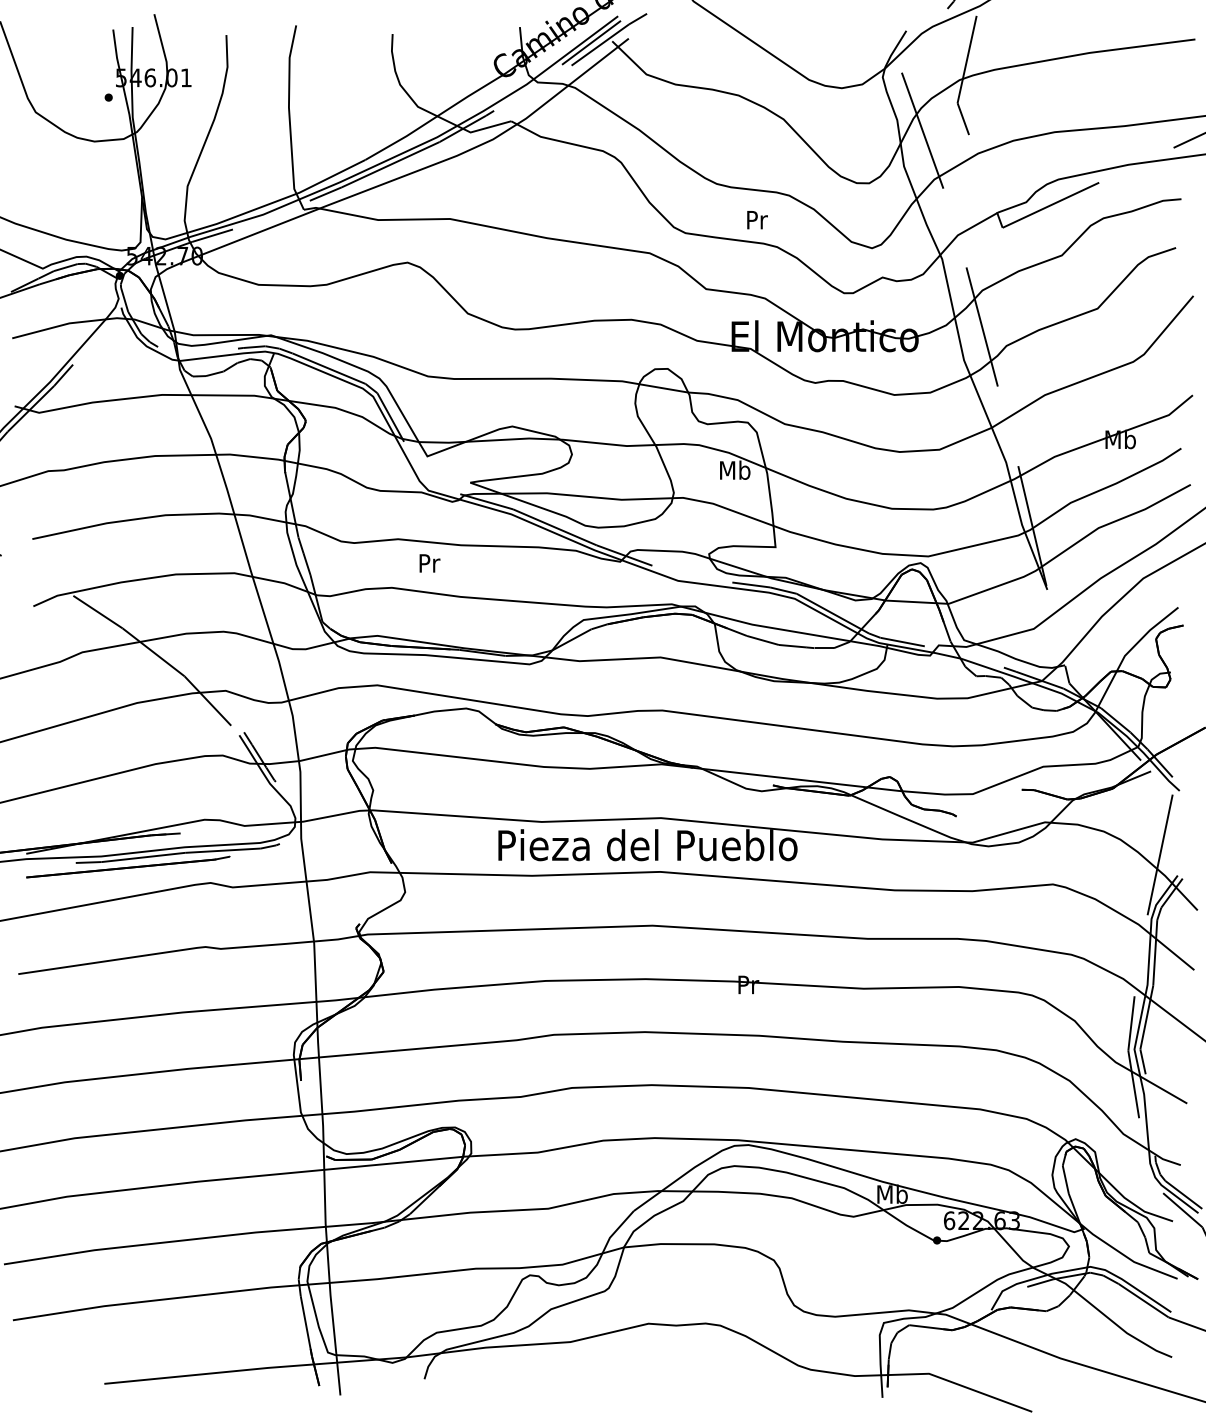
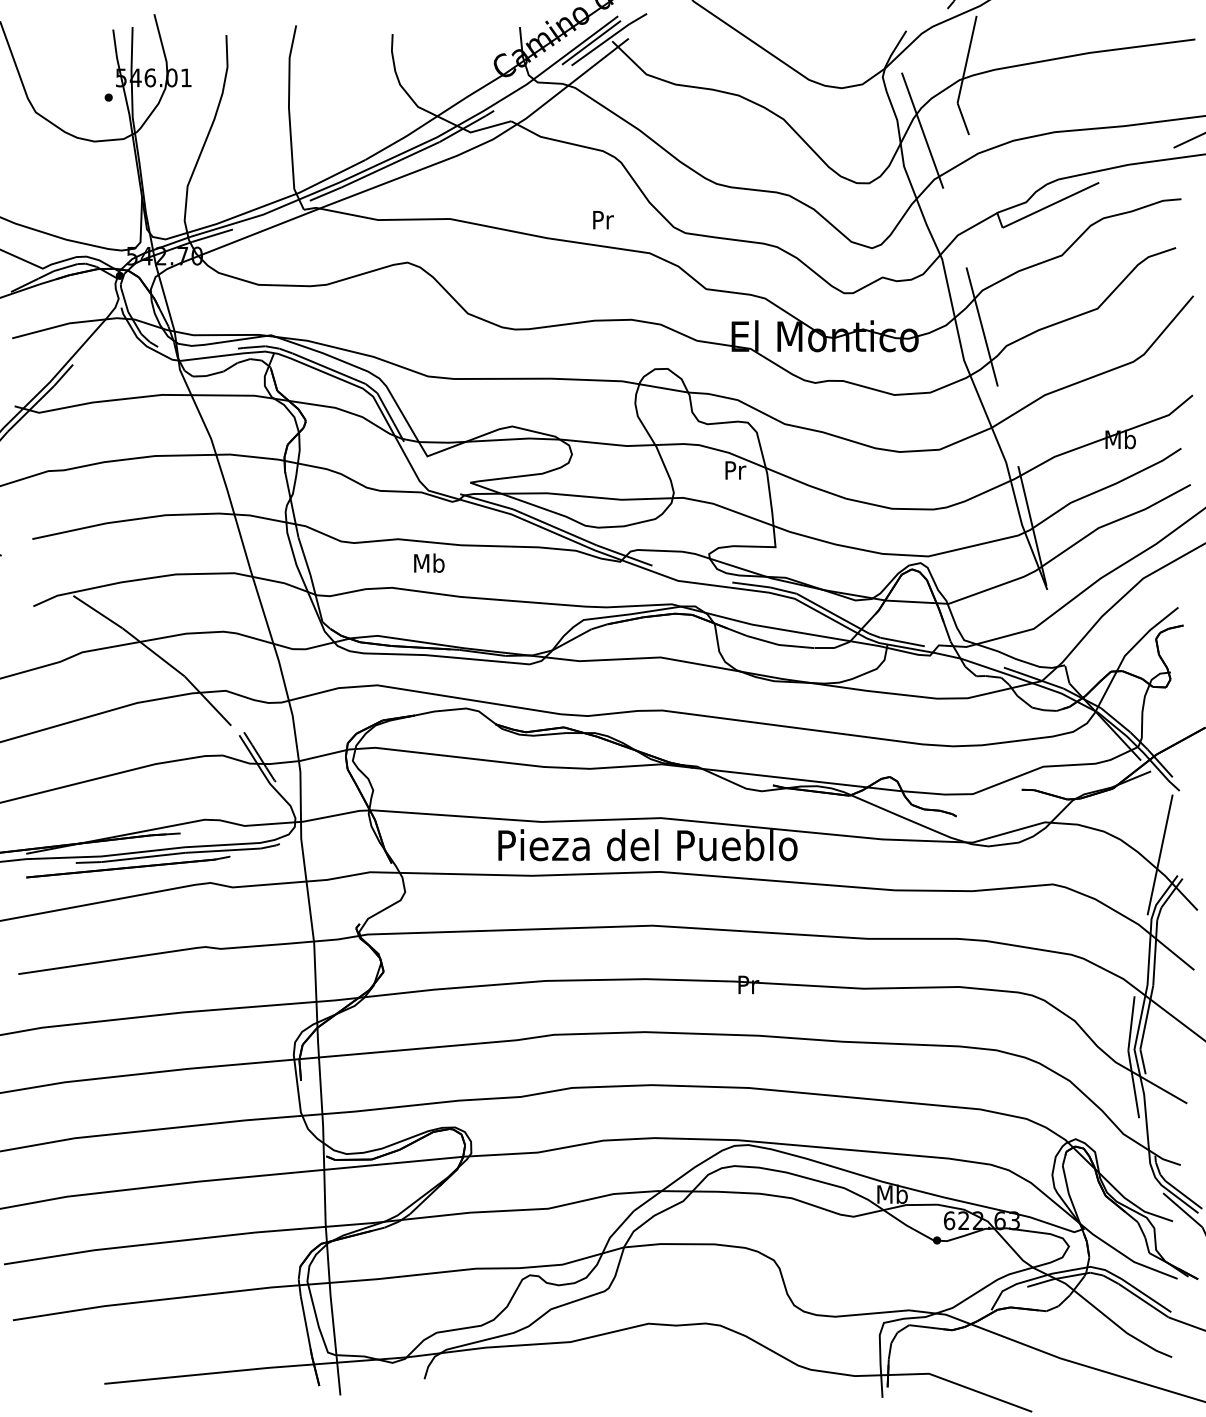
text position: (757, 220) -> (603, 220) (603, 220)
text: Mb -> Pr (735, 469)
text: Pr -> Mb (429, 562)
